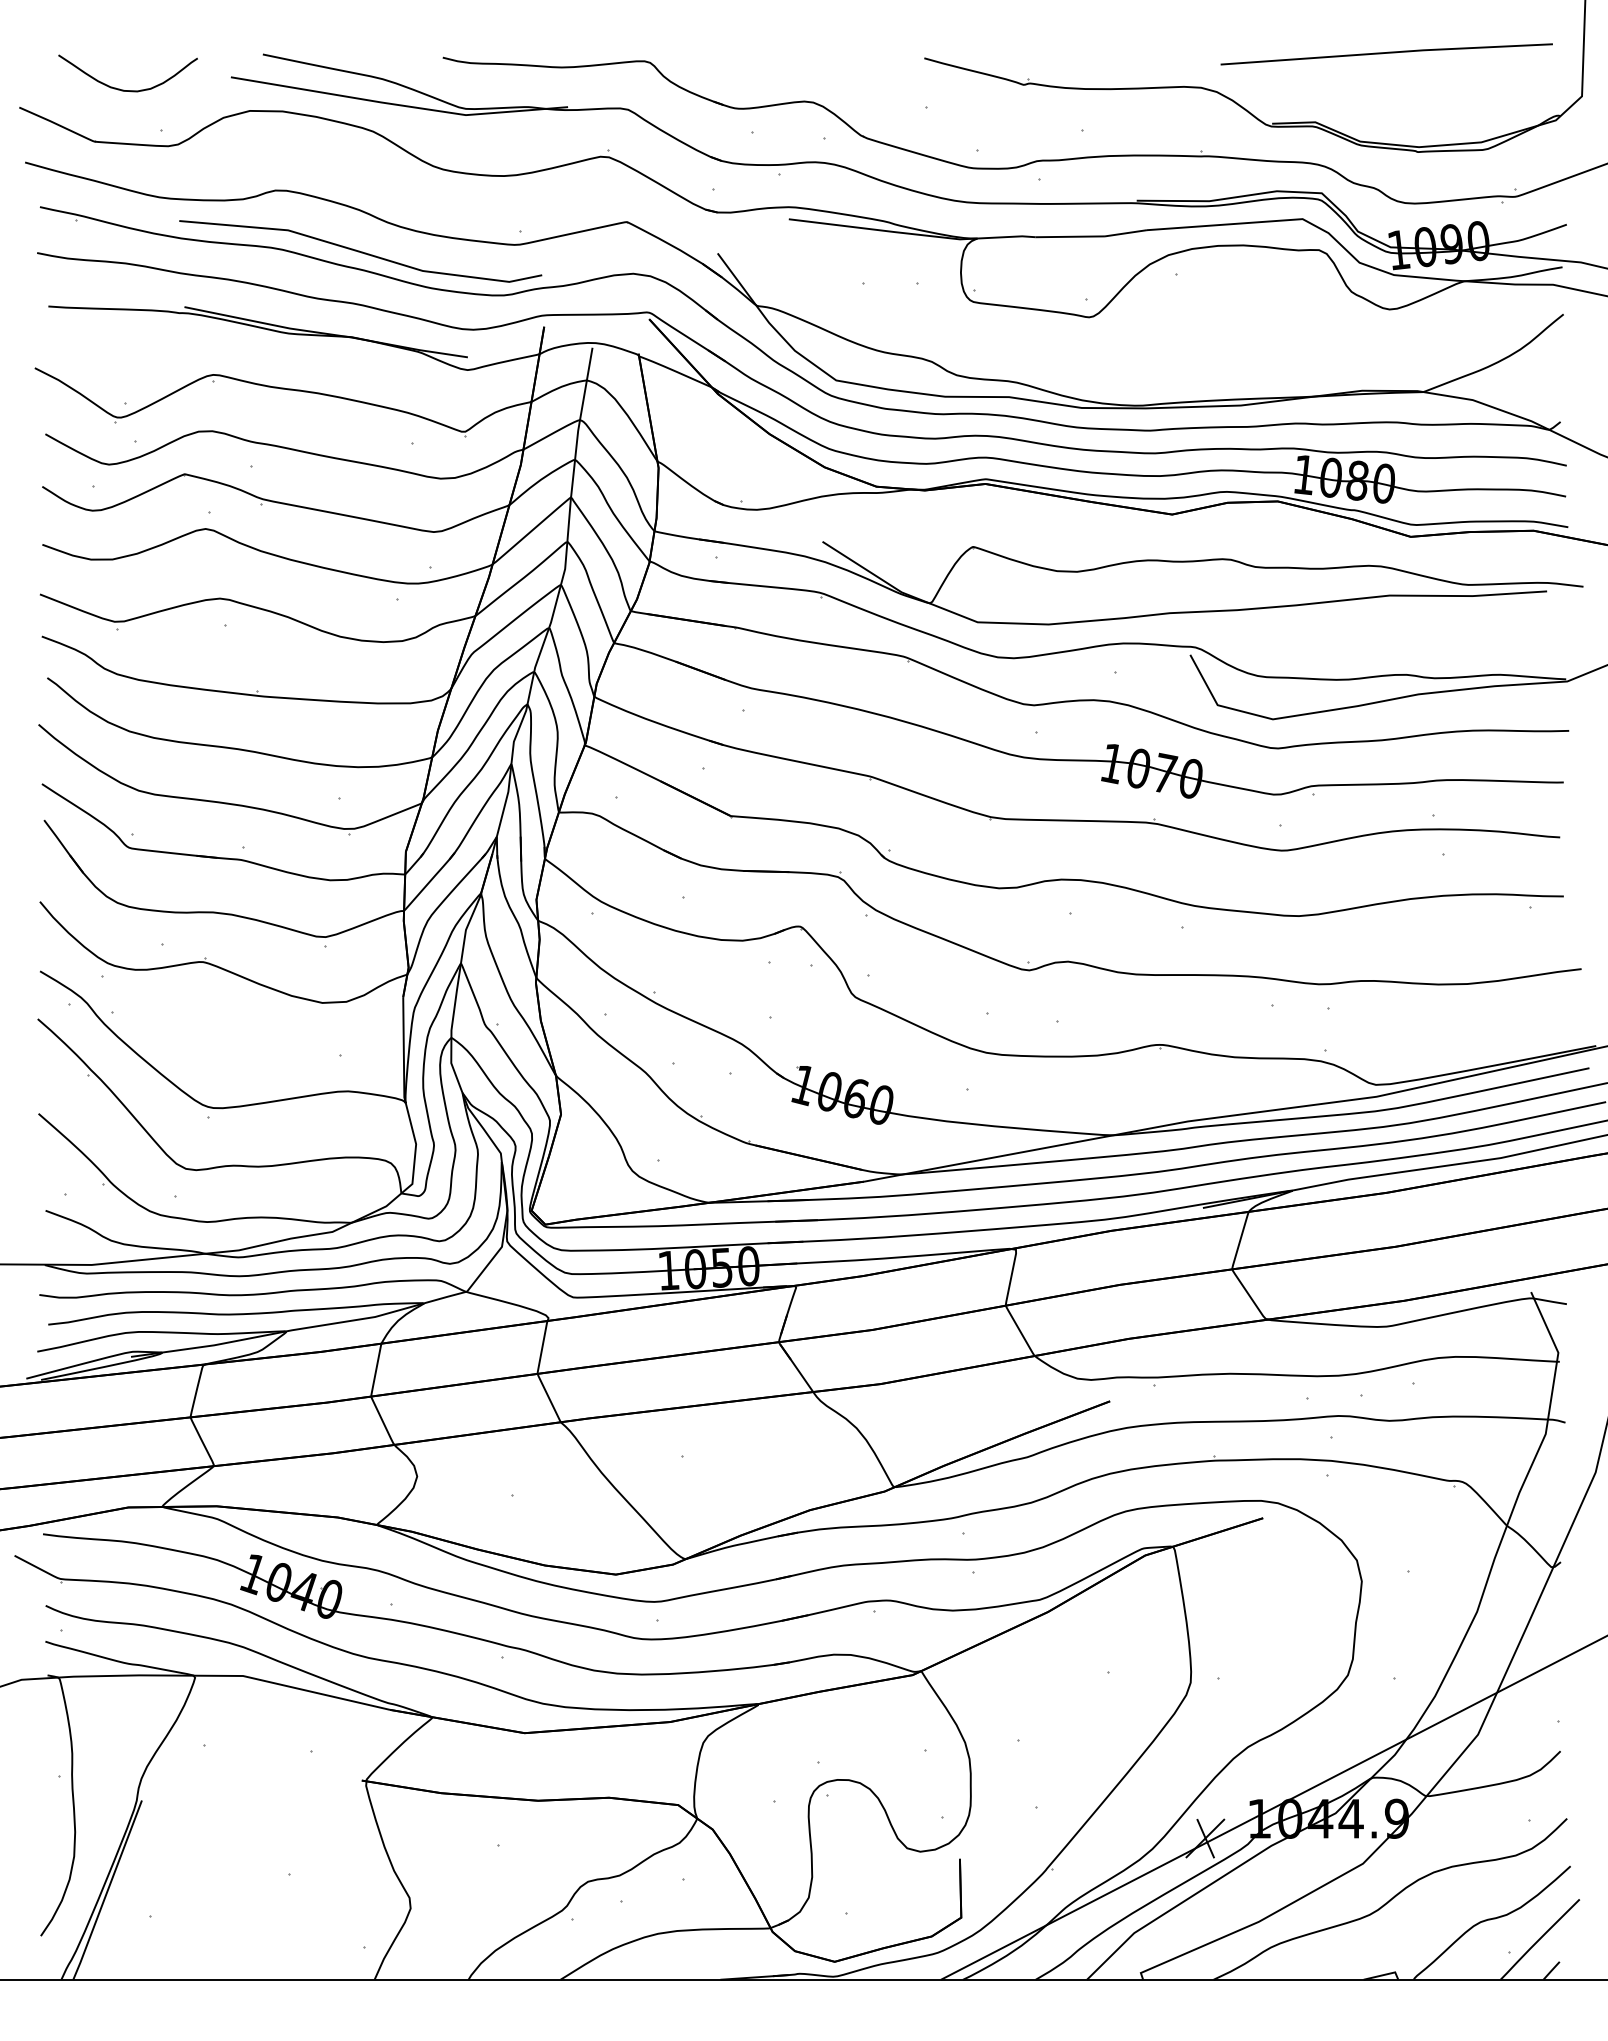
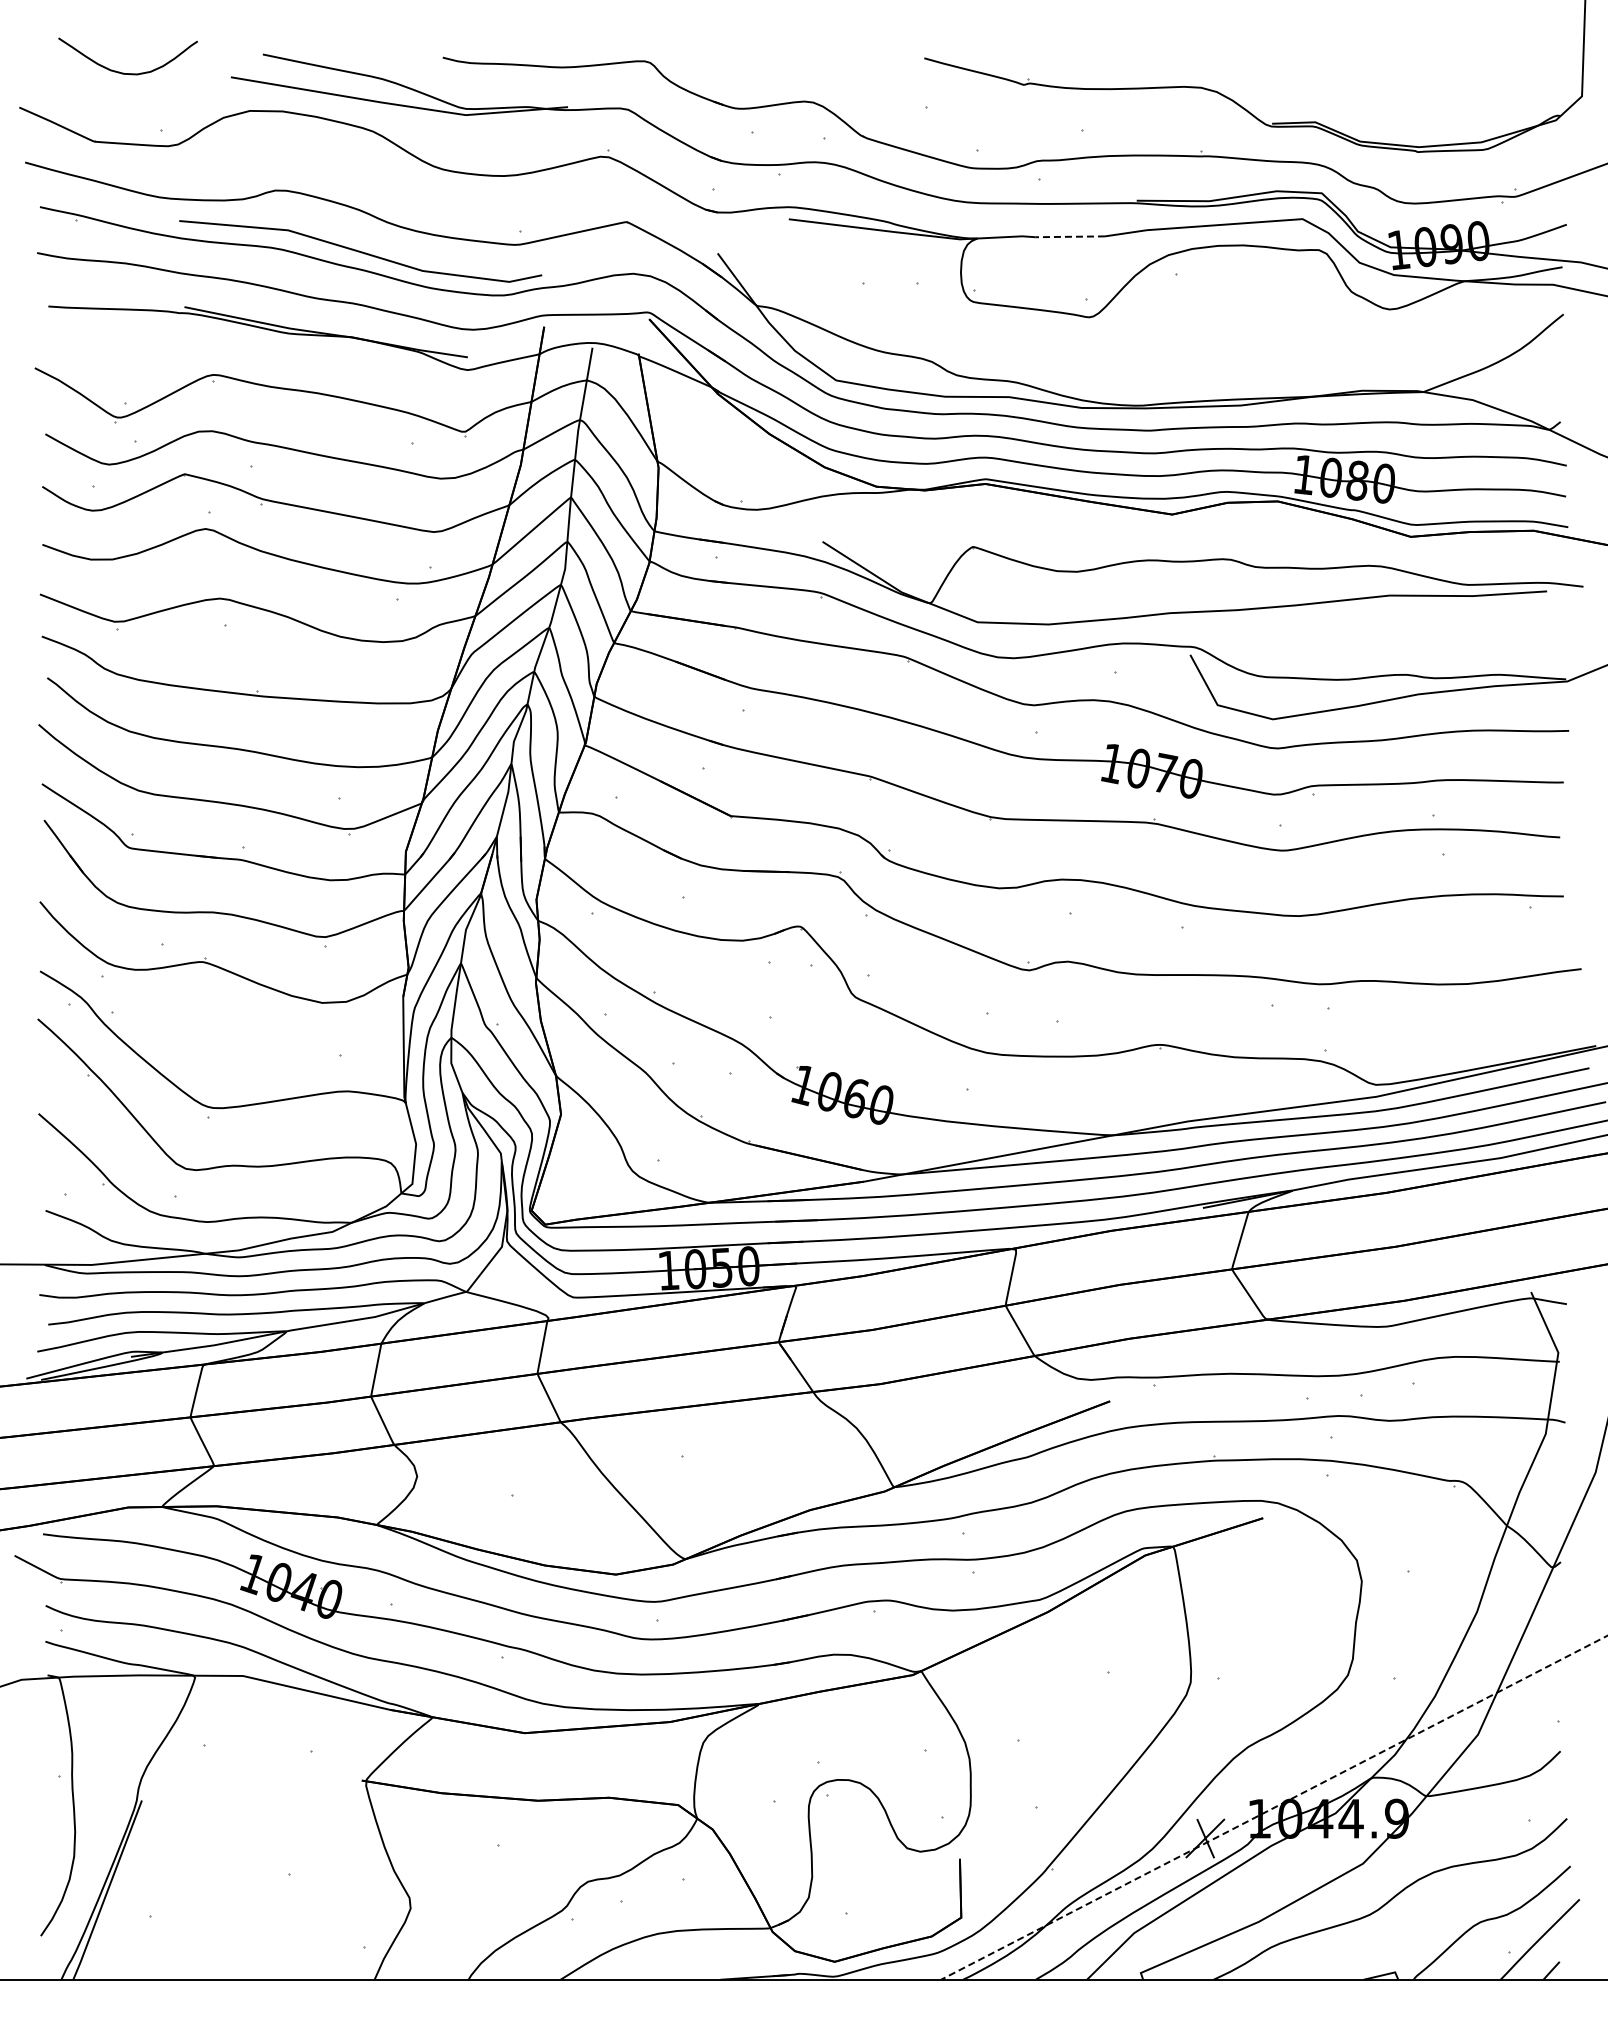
line: present -> none (1386, 53)
curve position: (123, 89) -> (123, 72) (123, 72)
line: solid -> dashed (1070, 236)
line: solid -> dashed (1274, 1807)
